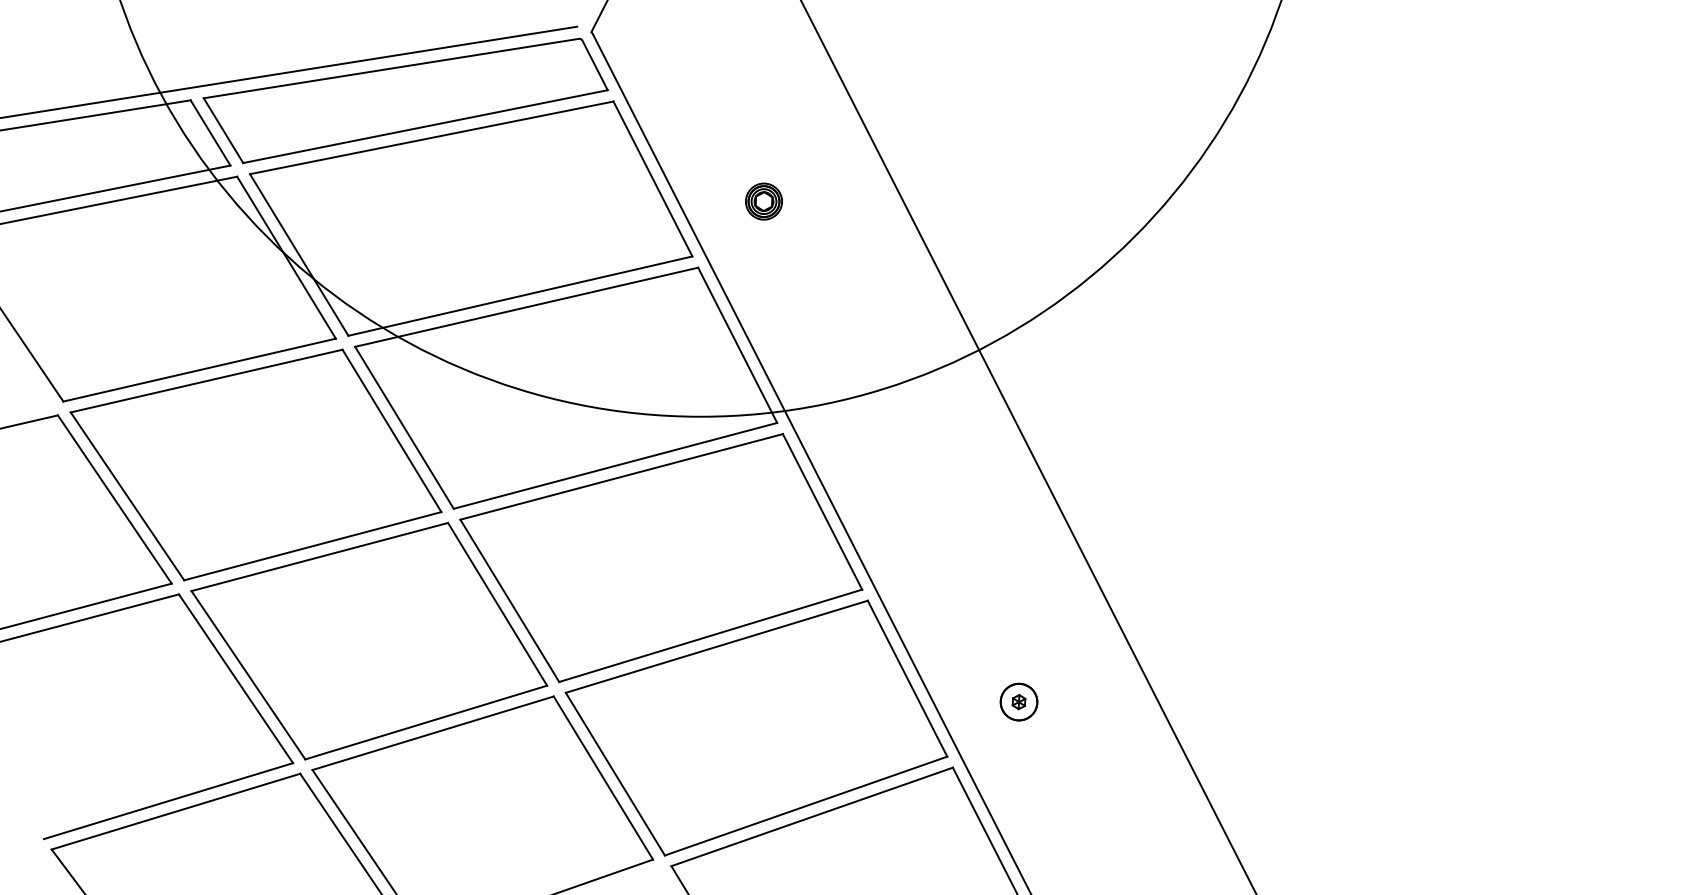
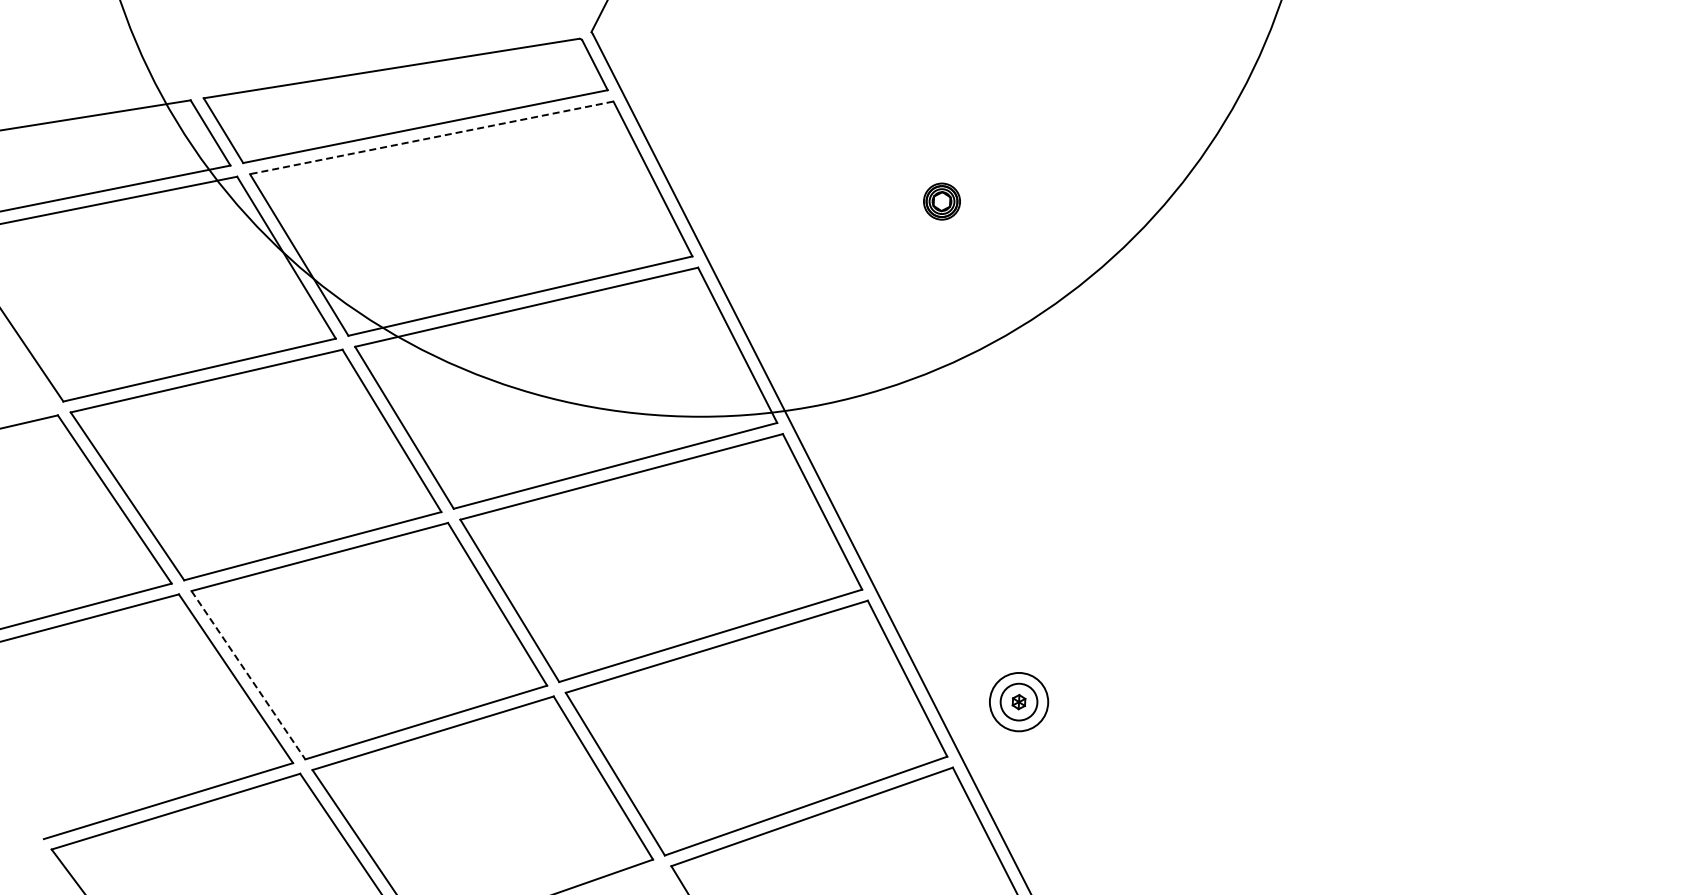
line: present -> none (289, 71)
line: solid -> dashed (431, 137)
part position: (763, 201) -> (941, 201) (941, 201)
line: present -> none (1028, 446)
line: solid -> dashed (248, 675)
circle diameter: 36 px -> 58 px (1018, 701)
